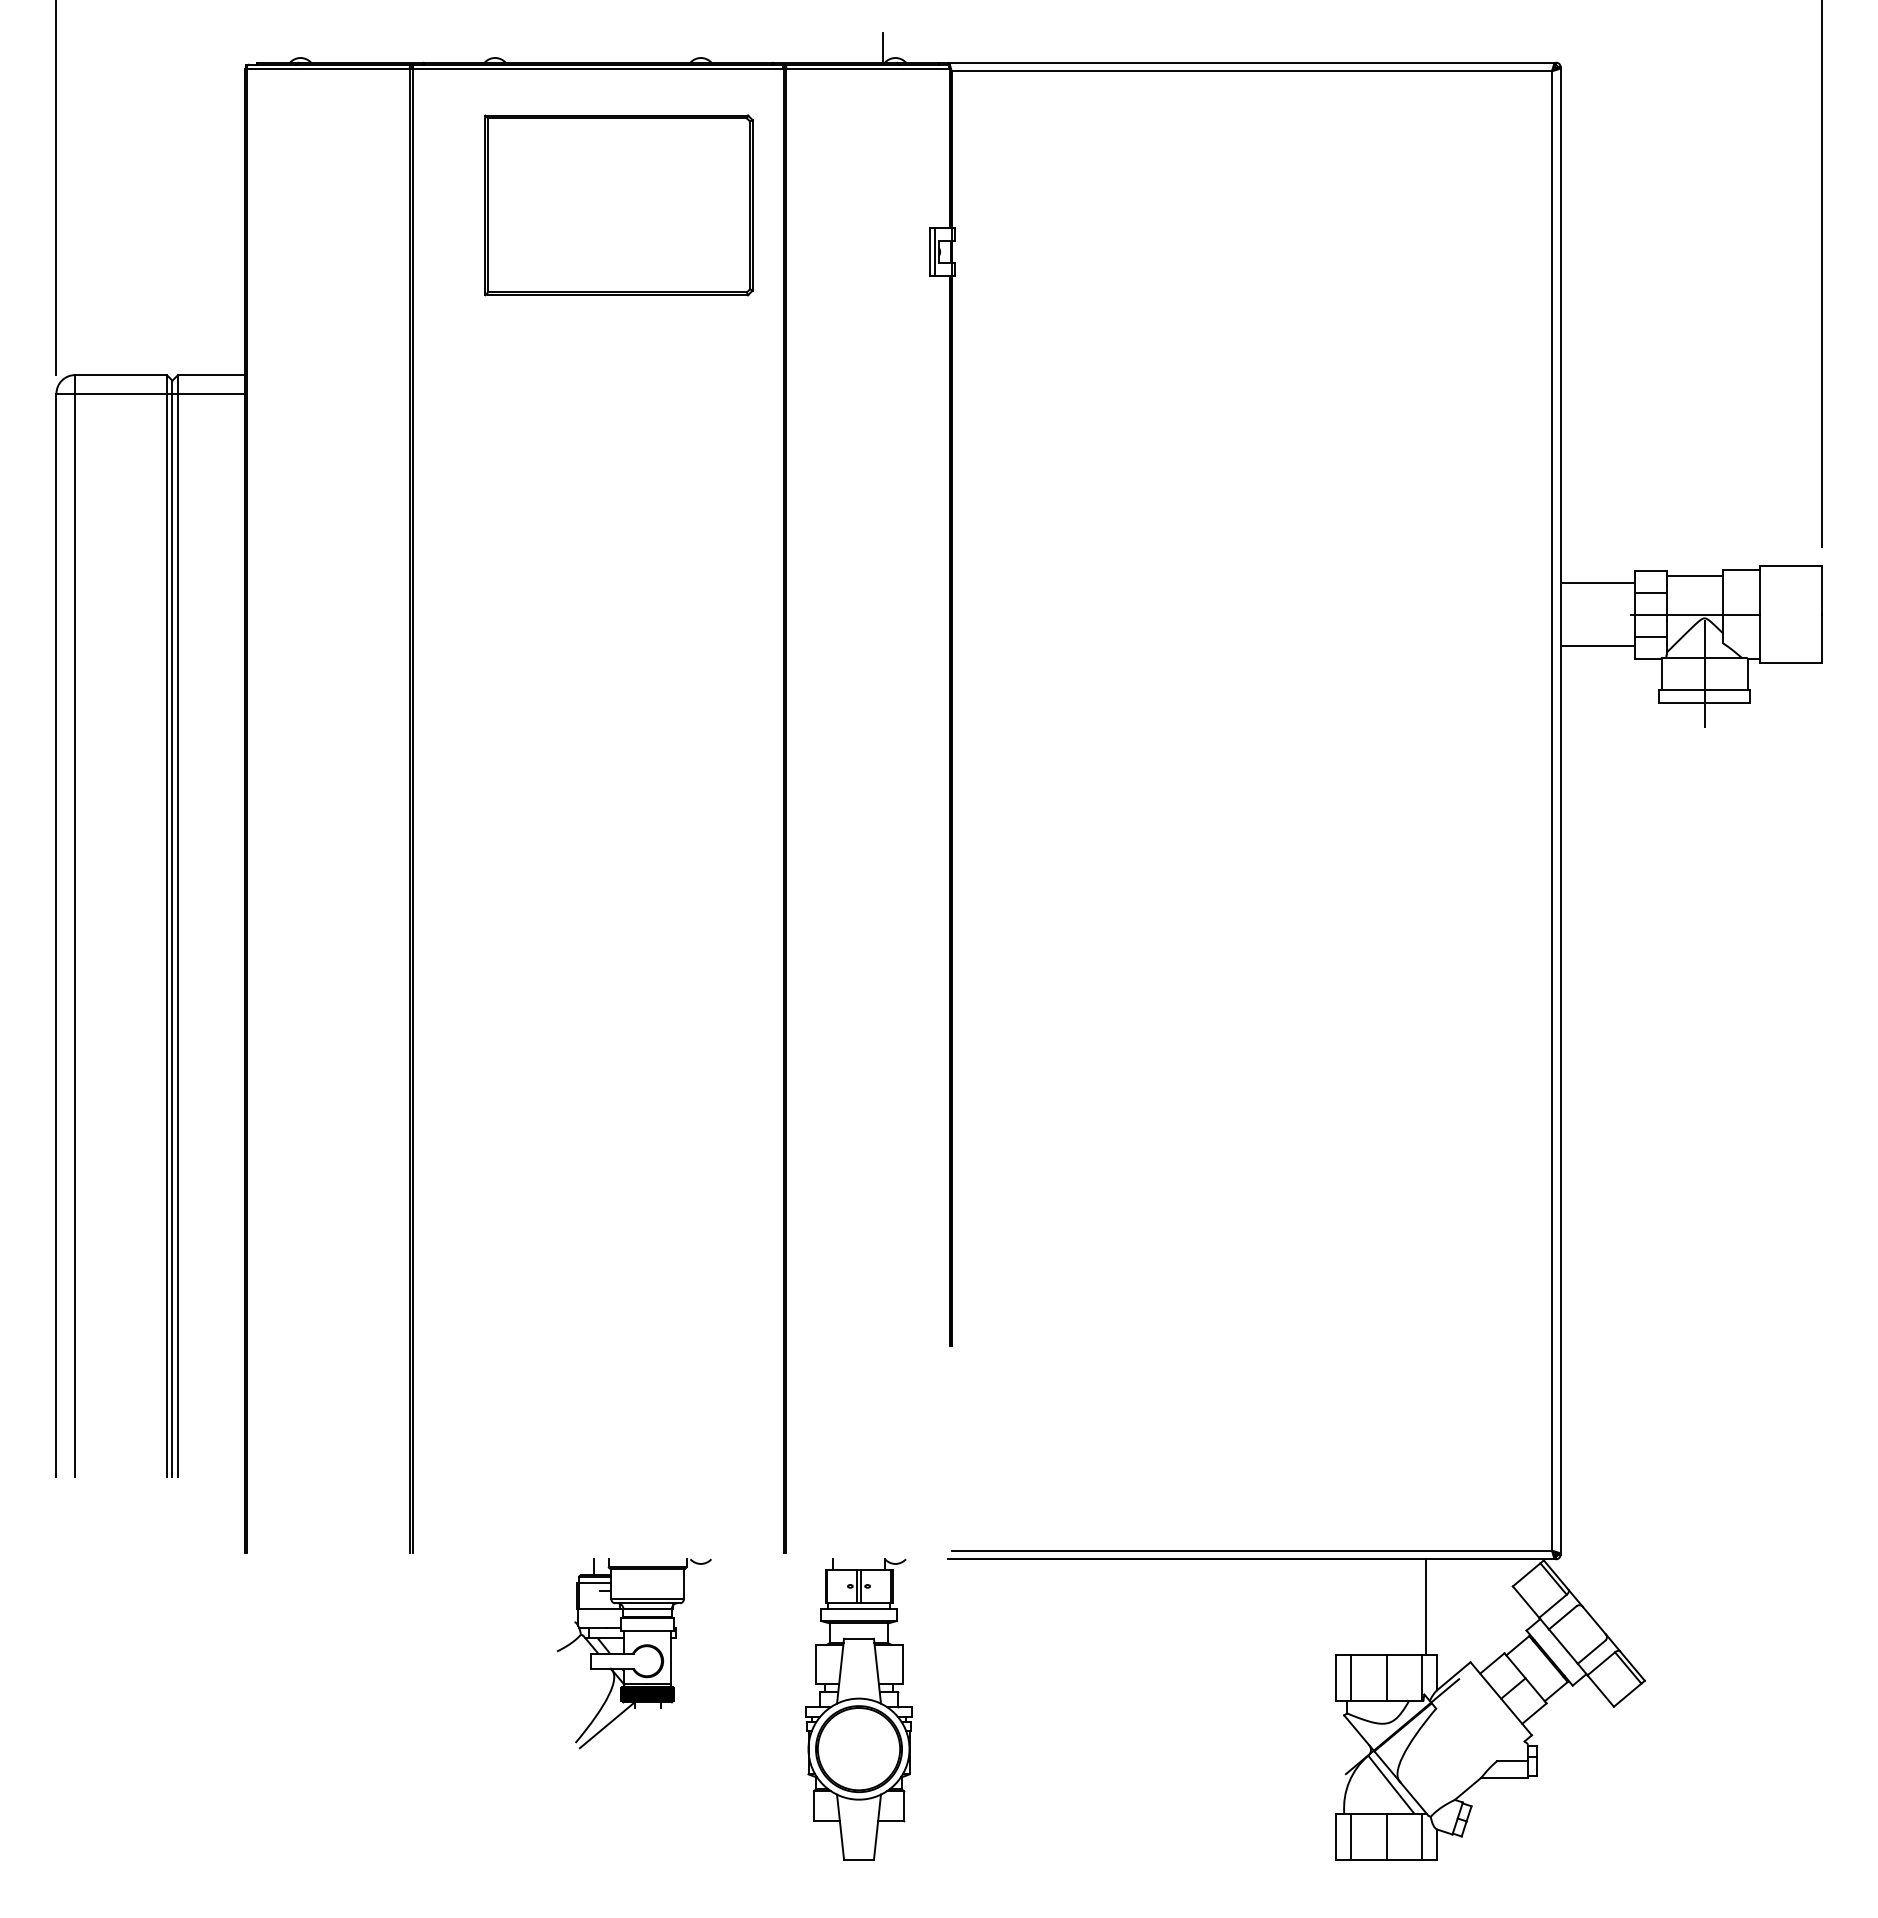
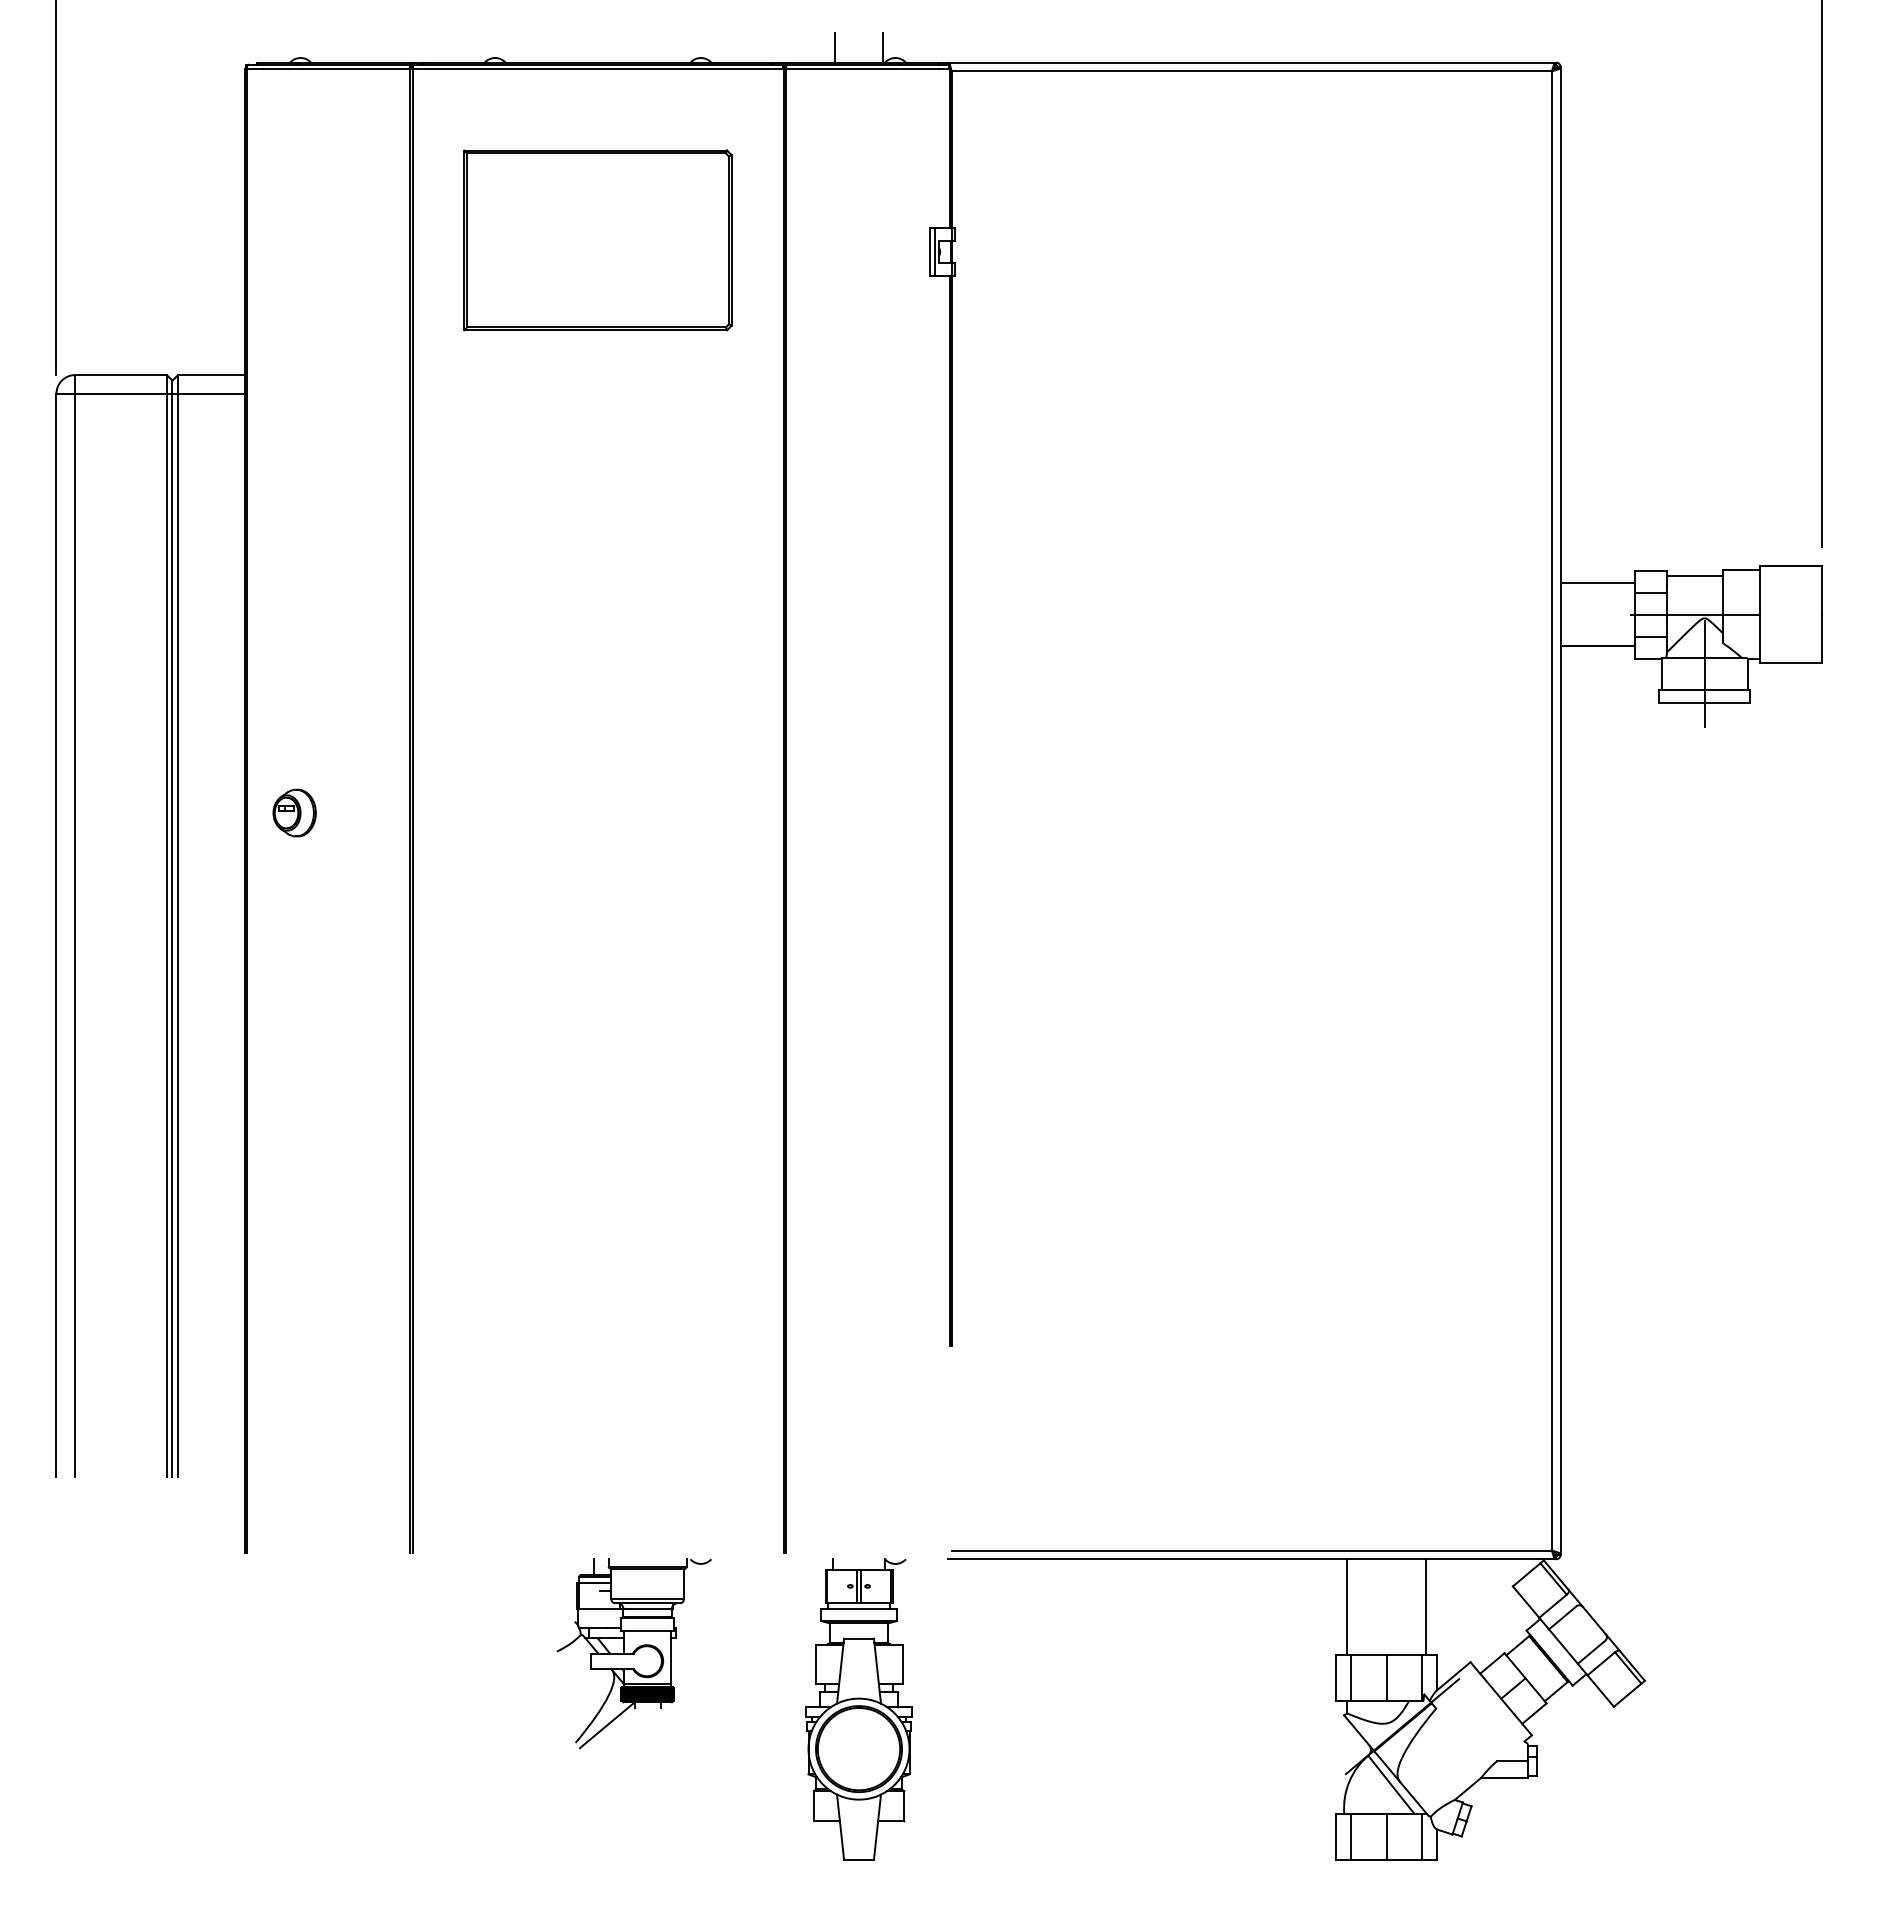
line: none -> present (834, 47)
part position: (618, 205) -> (597, 240) (597, 240)
part: none -> present (294, 812)
line: none -> present (1347, 1606)
